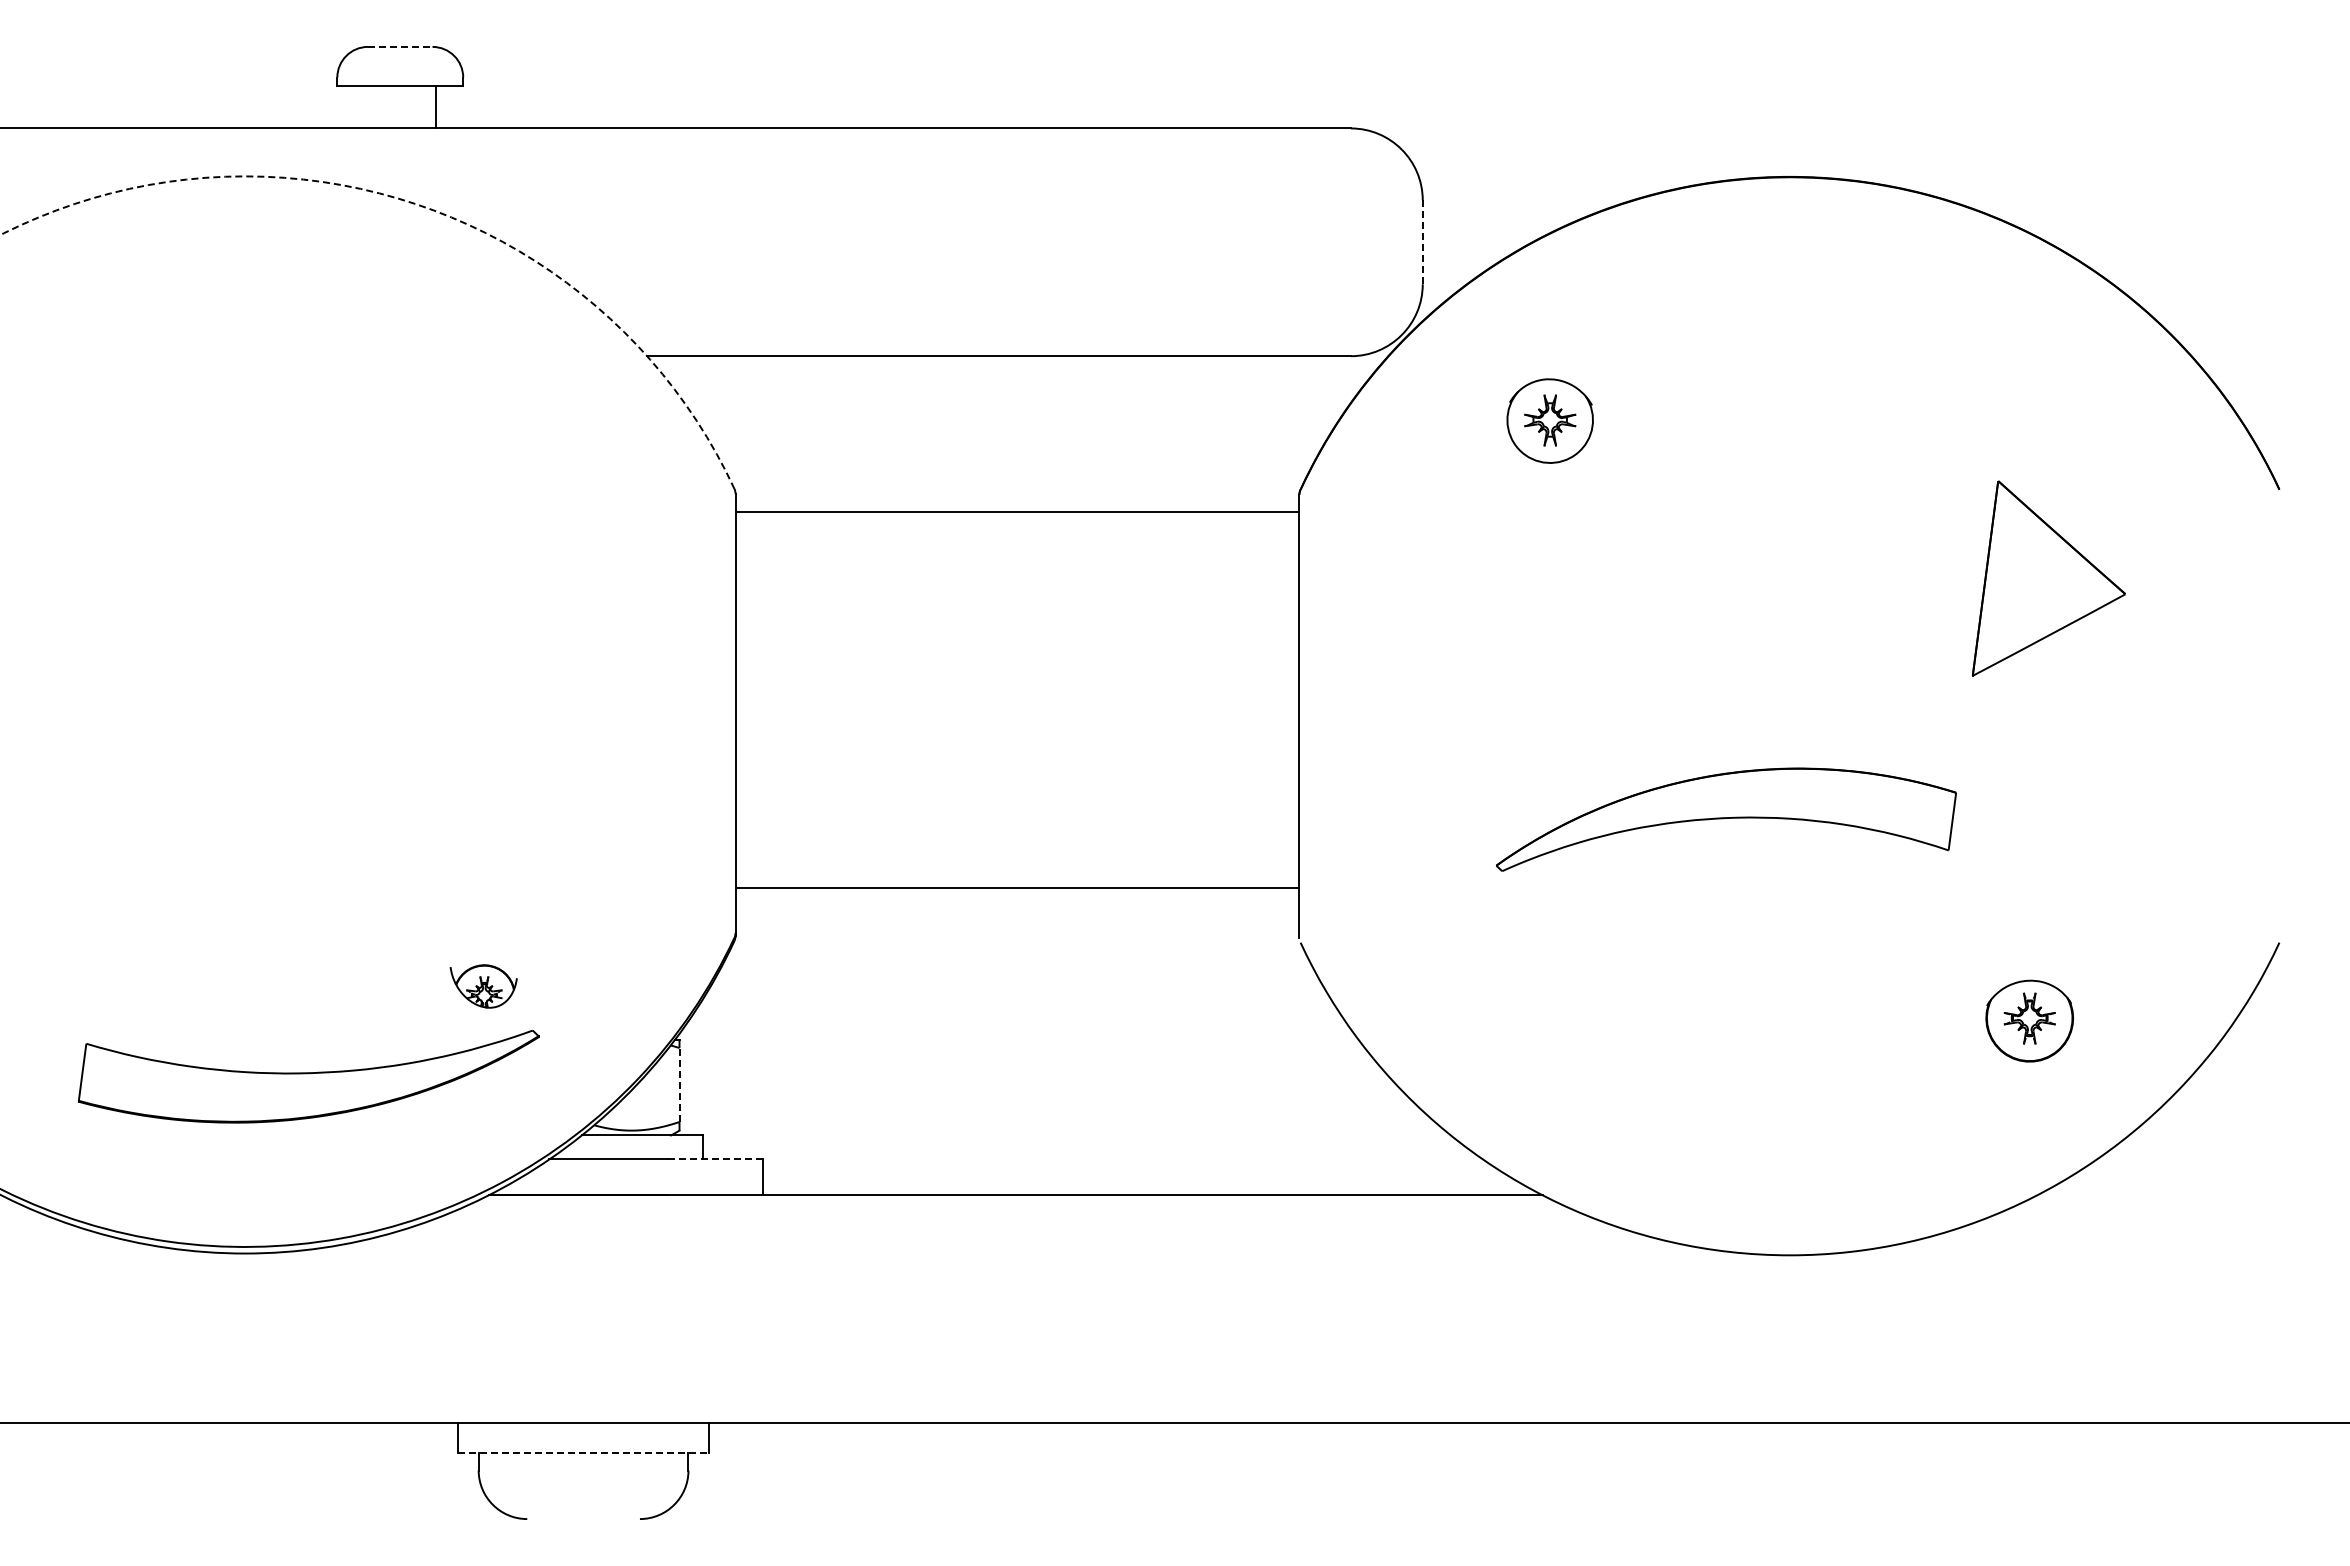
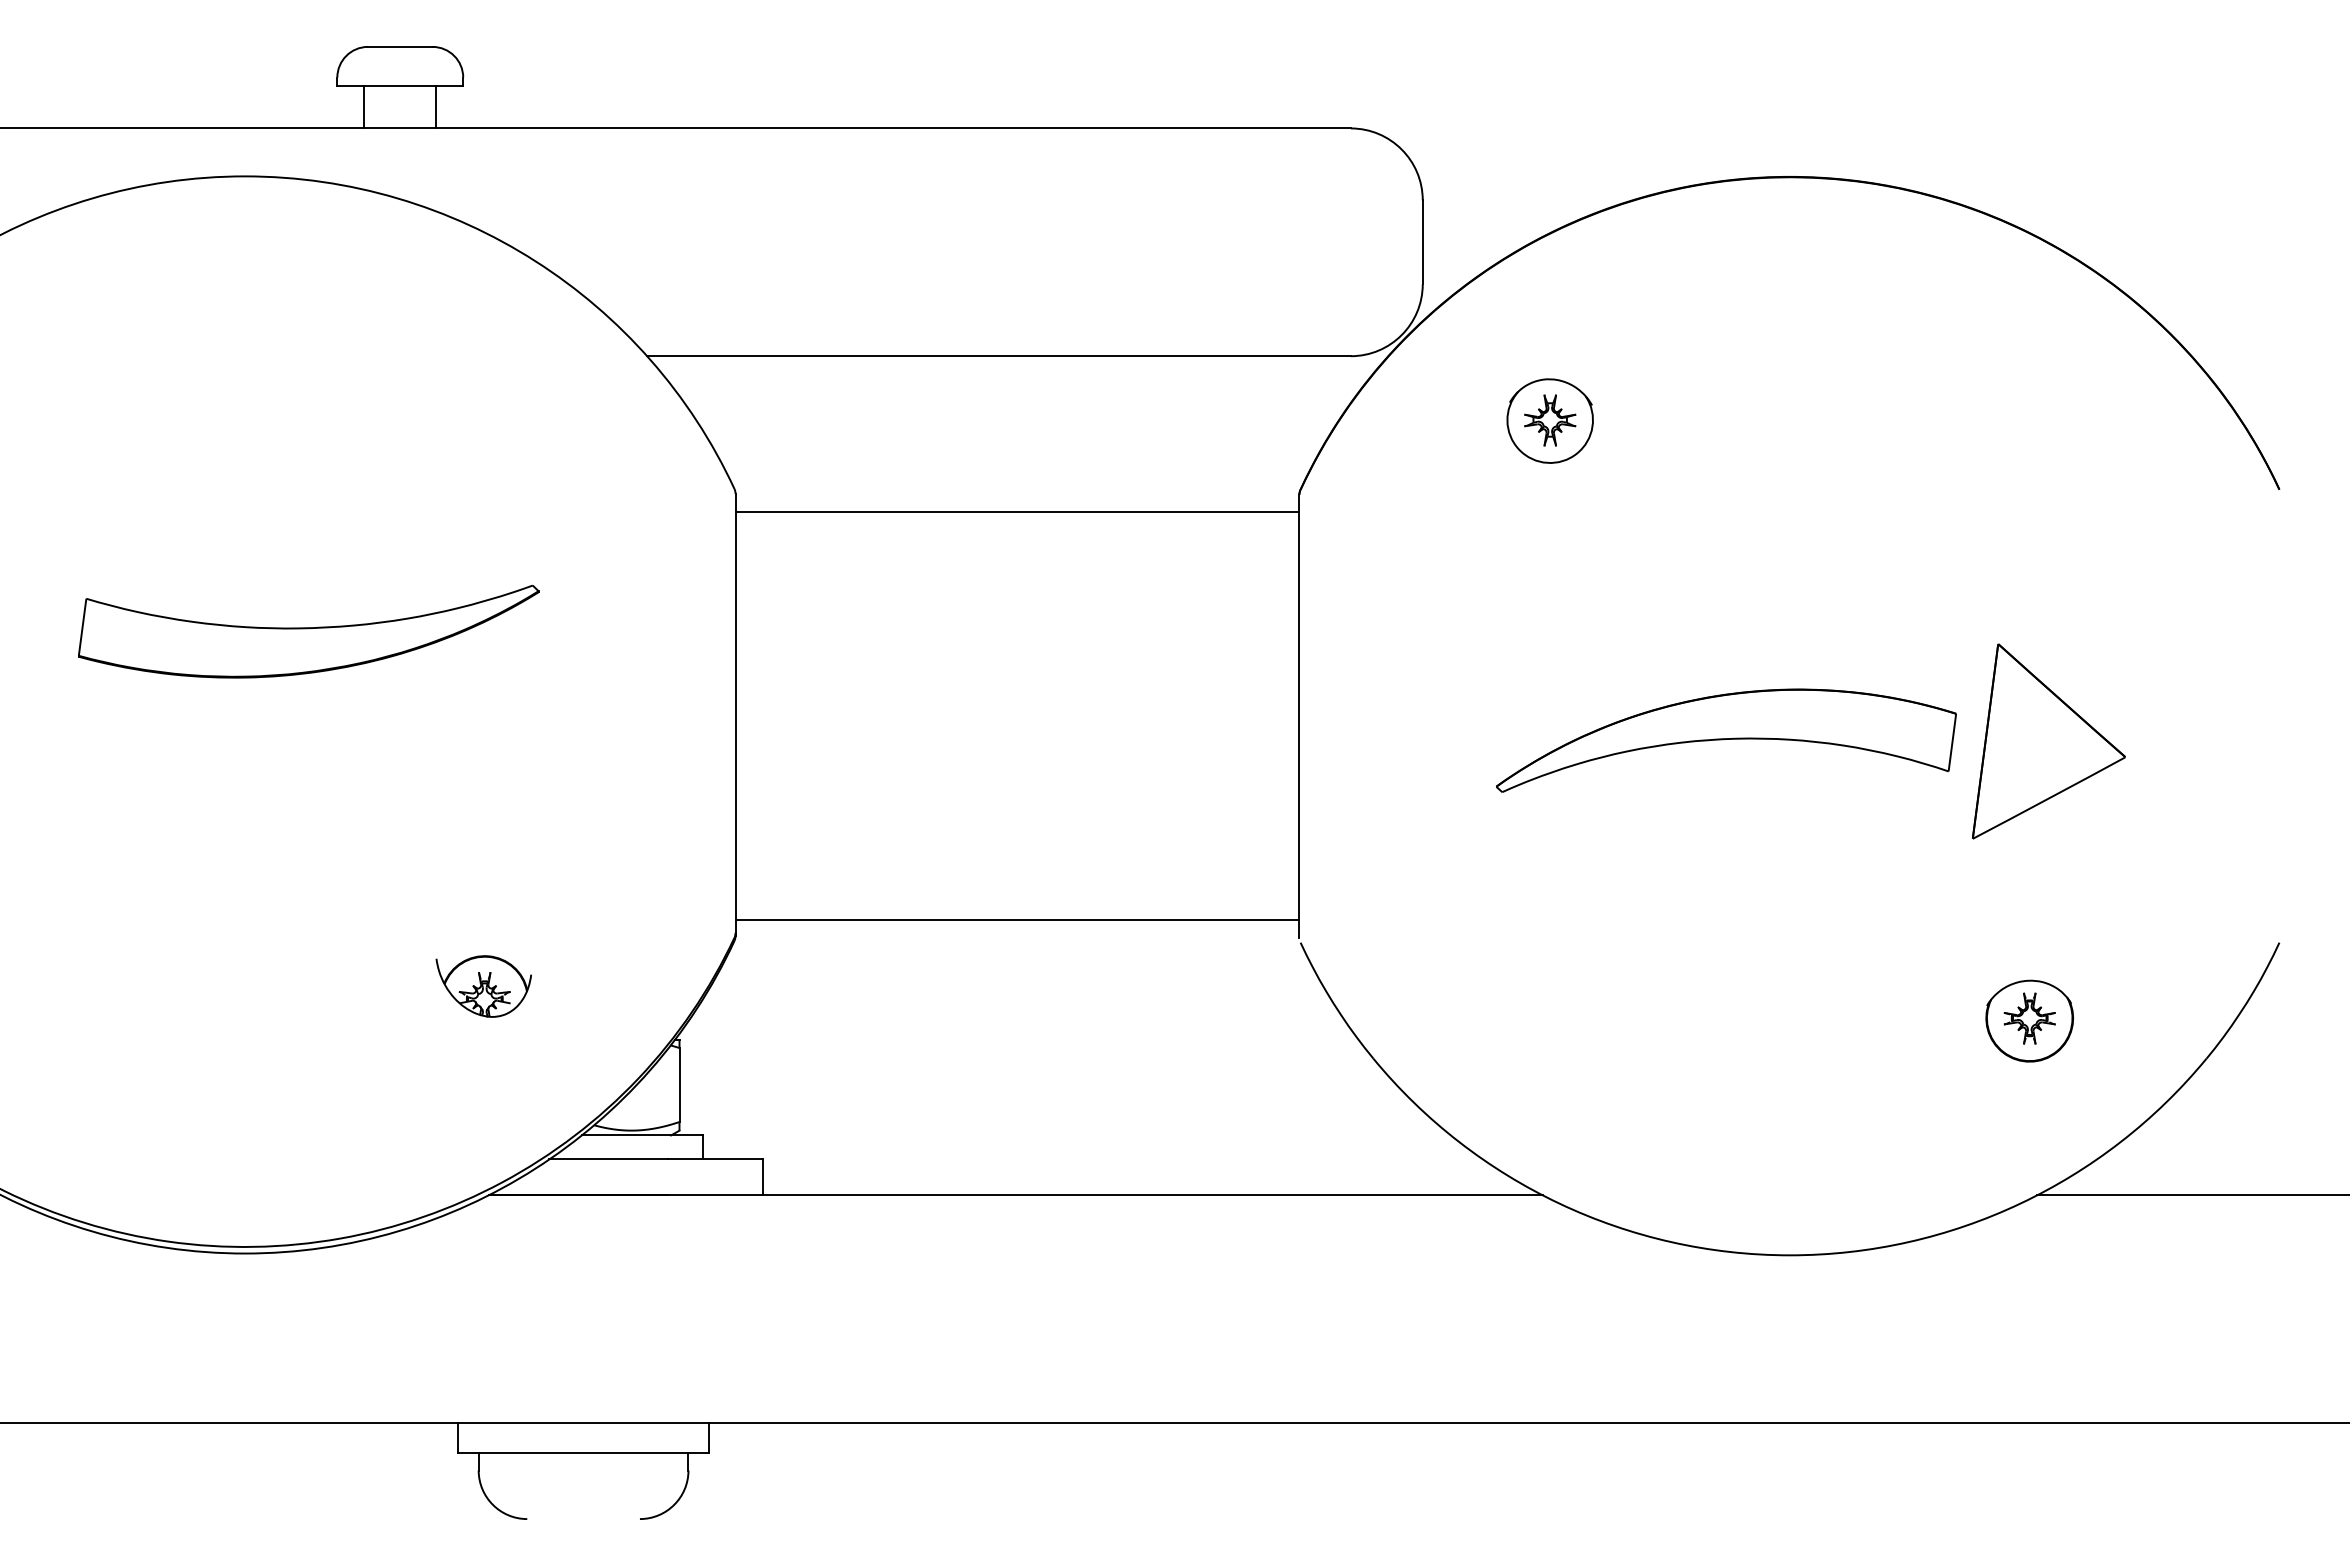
line: dashed -> solid (400, 46)
line: none -> present (364, 107)
arc: dashed -> solid (418, 205)
line: dashed -> solid (1422, 242)
part position: (2048, 578) -> (2048, 741) (2048, 741)
part position: (1726, 819) -> (1726, 740) (1726, 740)
line position: (1017, 887) -> (1017, 919) (1017, 919)
part size: 69x45 px -> 97x63 px (483, 986)
part position: (308, 1076) -> (308, 631) (308, 631)
line: dashed -> solid (679, 1085)
line: dashed -> solid (715, 1159)
line: none -> present (2191, 1195)
line: dashed -> solid (583, 1453)
